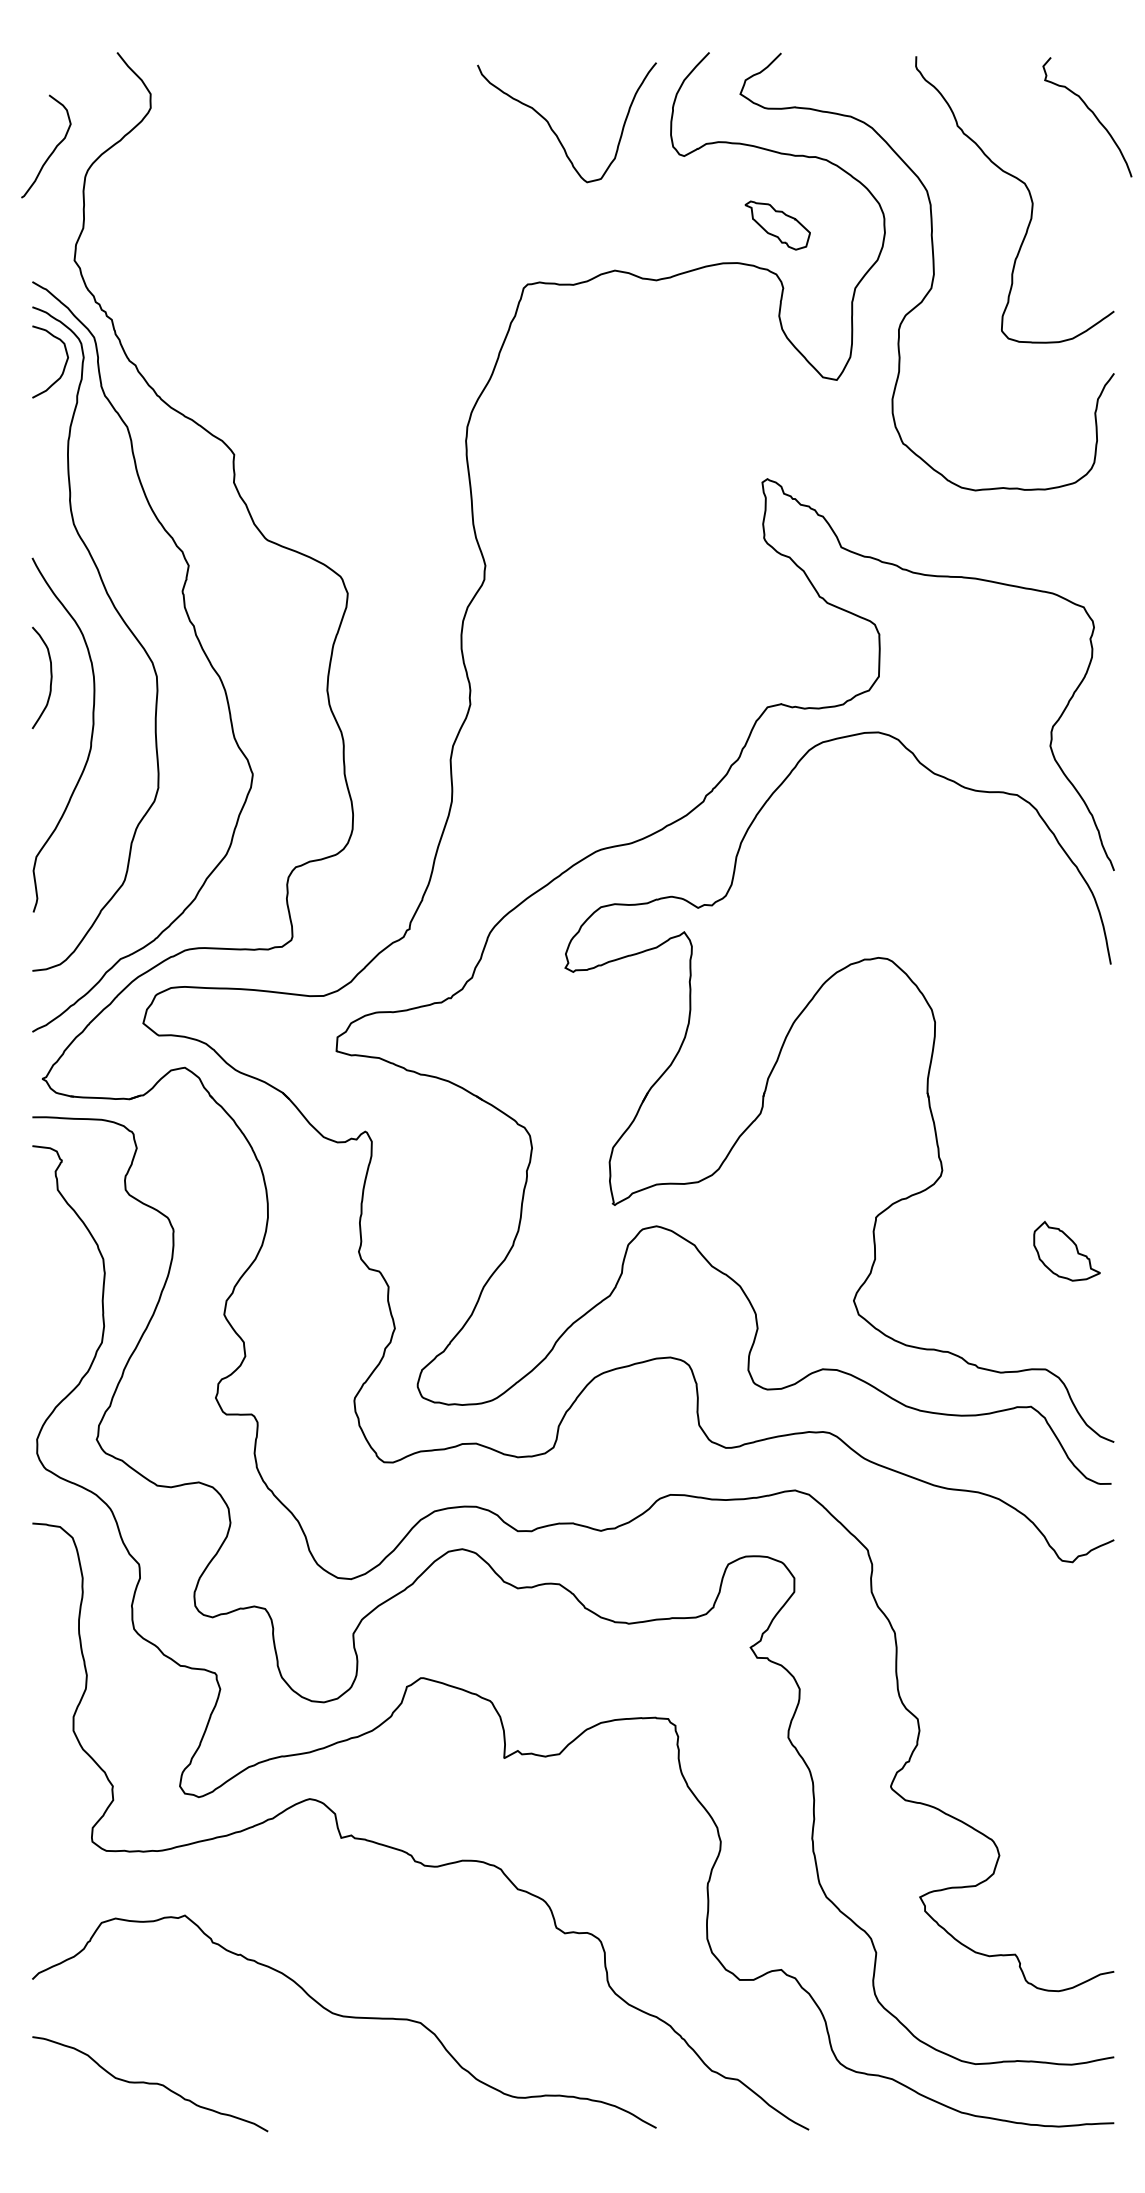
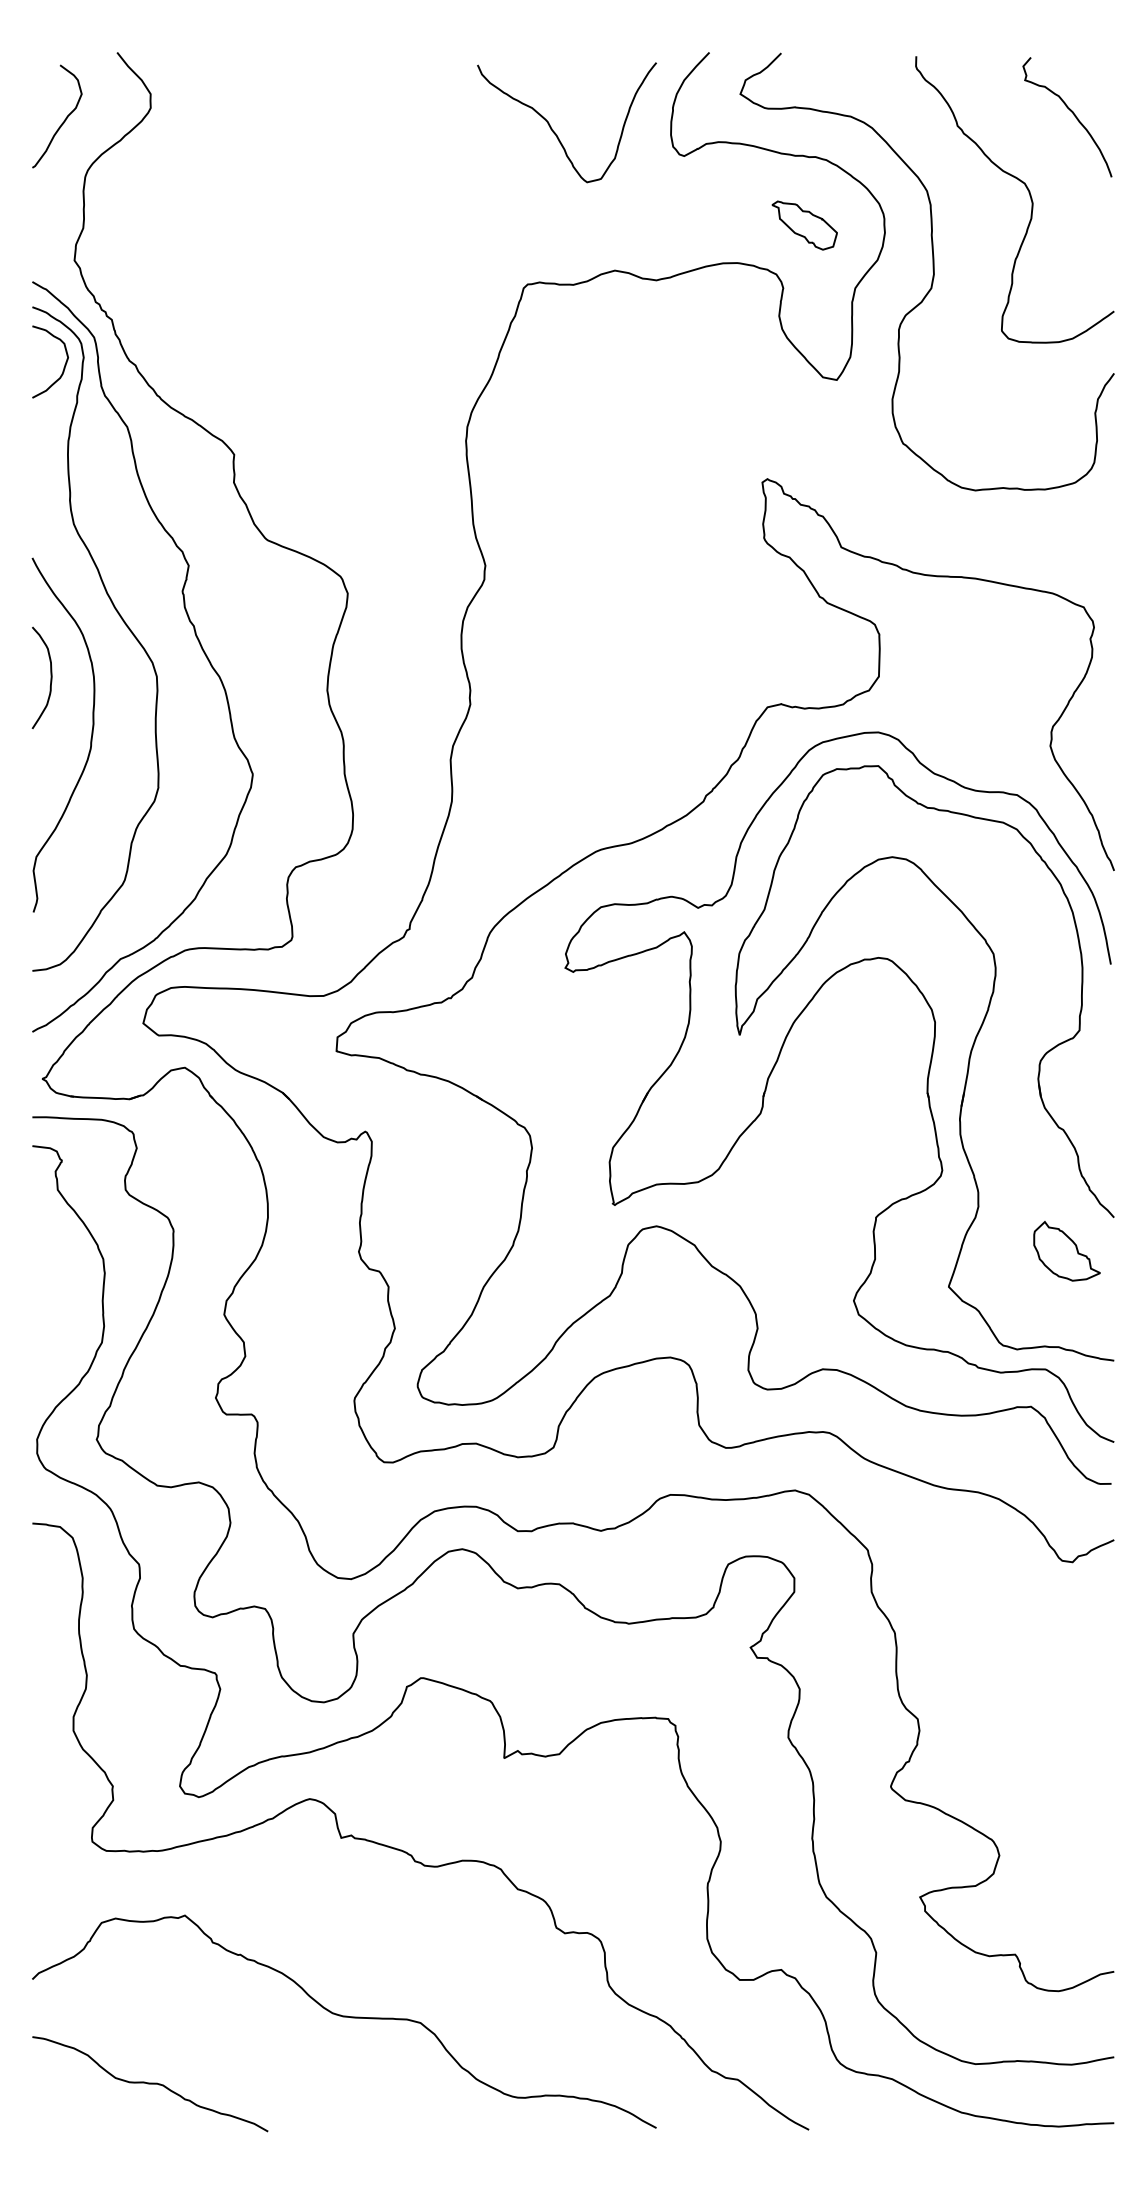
curve position: (1093, 115) -> (1073, 115) (1073, 115)
curve position: (53, 149) -> (64, 119) (64, 119)
part position: (777, 225) -> (804, 225) (804, 225)
part: none -> present (966, 1072)
